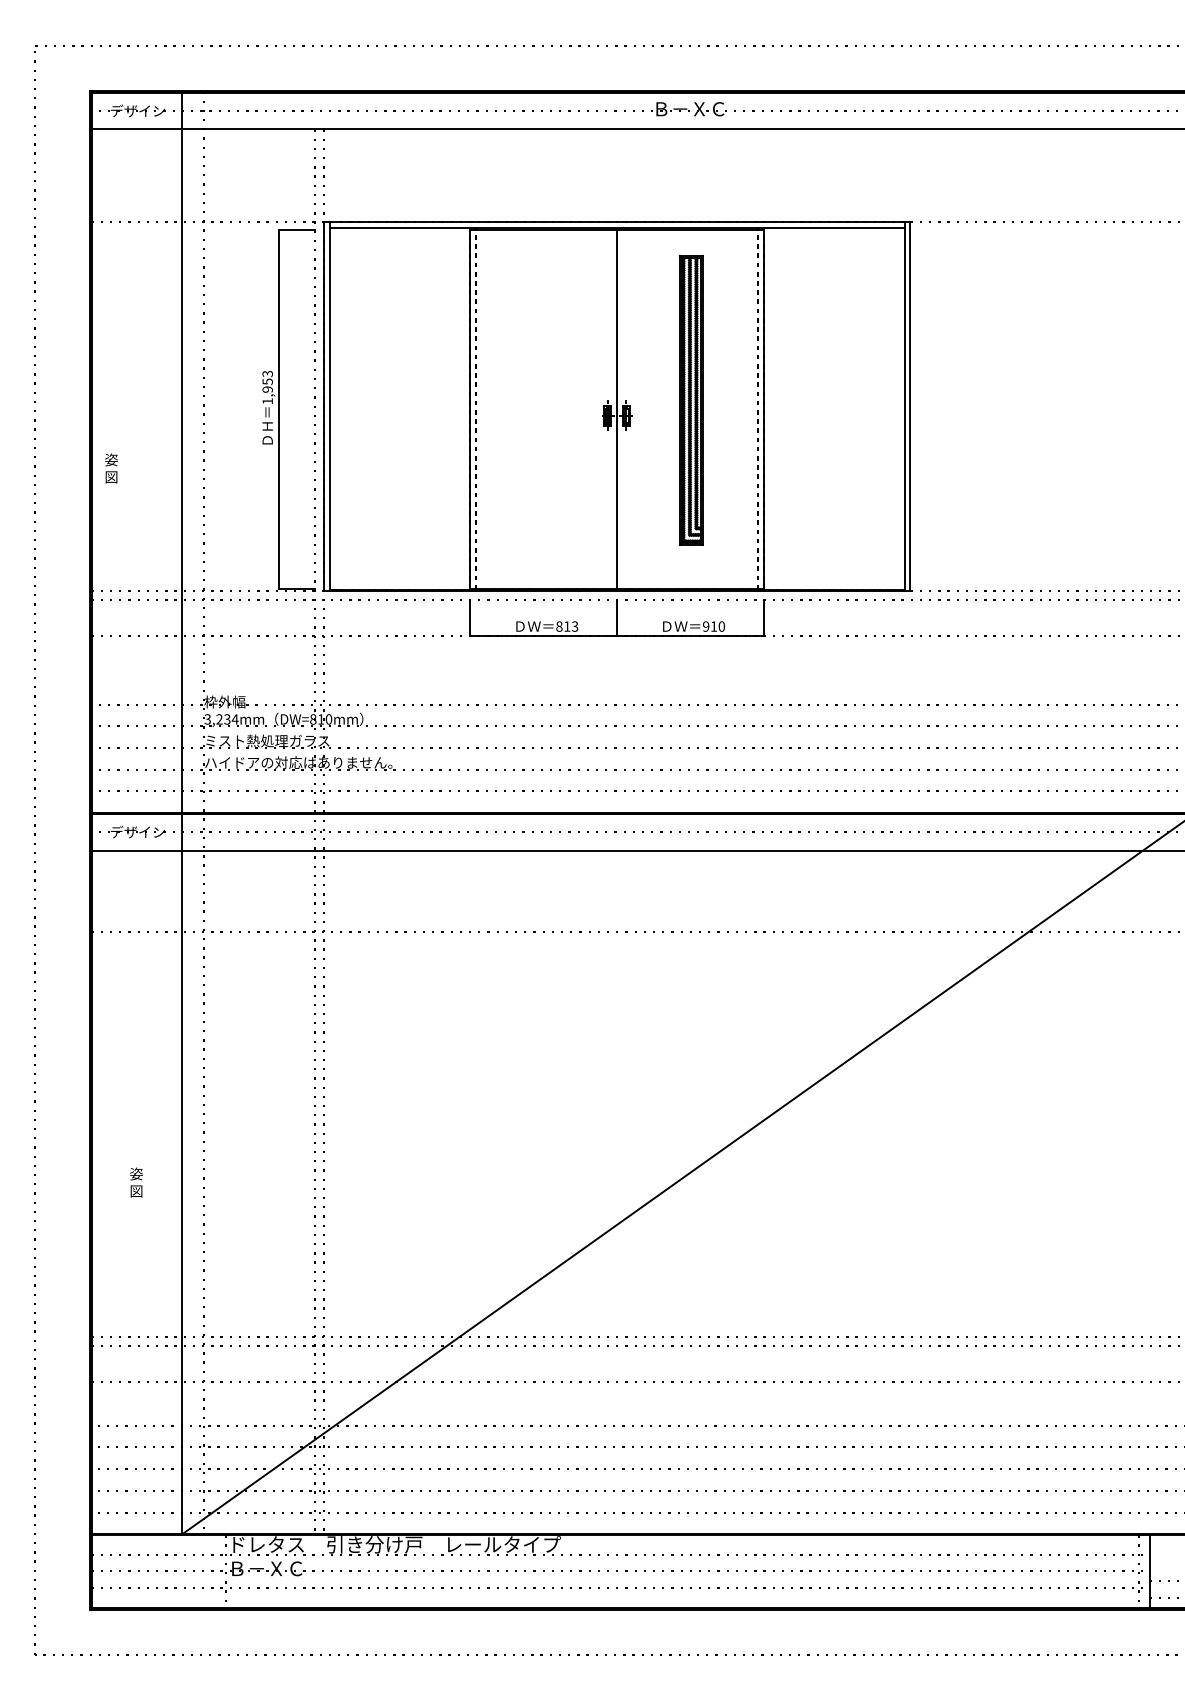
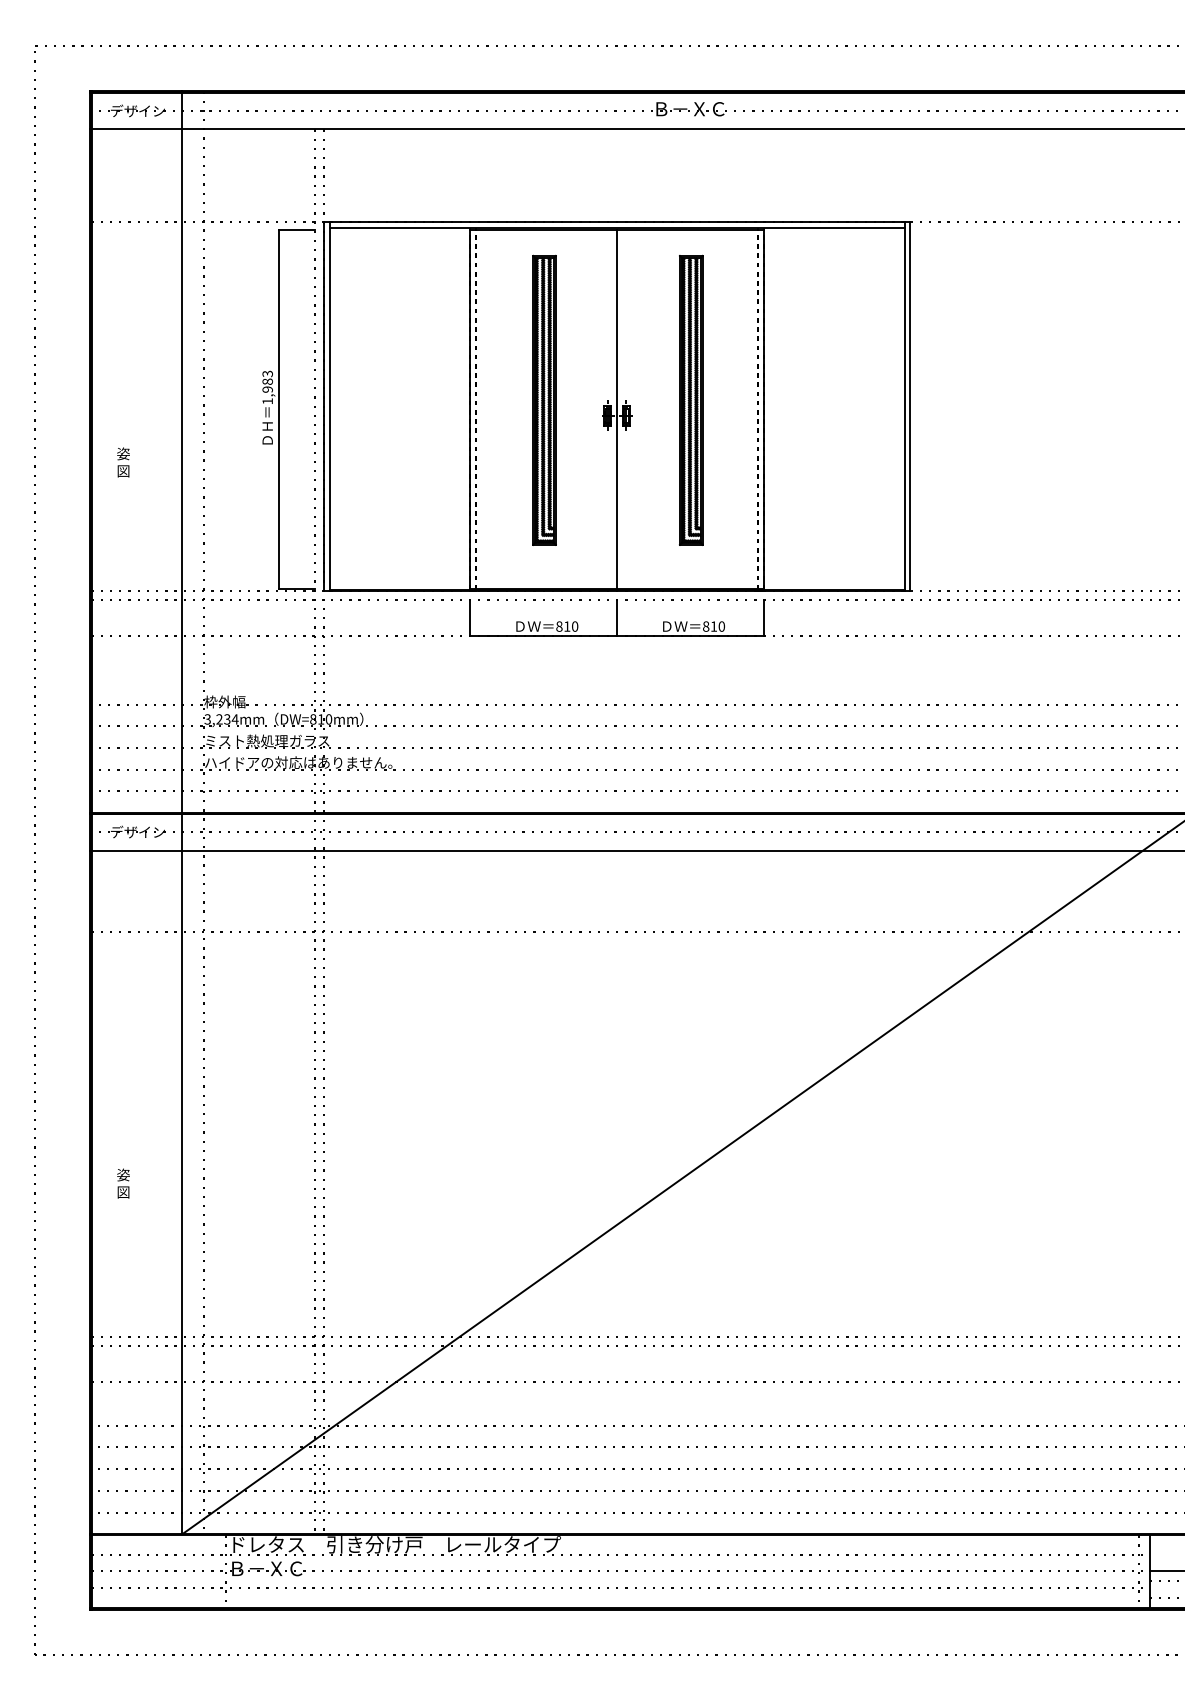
text: 1,953 -> 1,983 (267, 381)
part: none -> present (544, 399)
text position: (111, 468) -> (123, 462) (123, 462)
text: 813 -> 810 (574, 626)
text: 910 -> 810 (706, 626)
text position: (136, 1182) -> (123, 1183) (123, 1183)
line: none -> present (1165, 1571)
